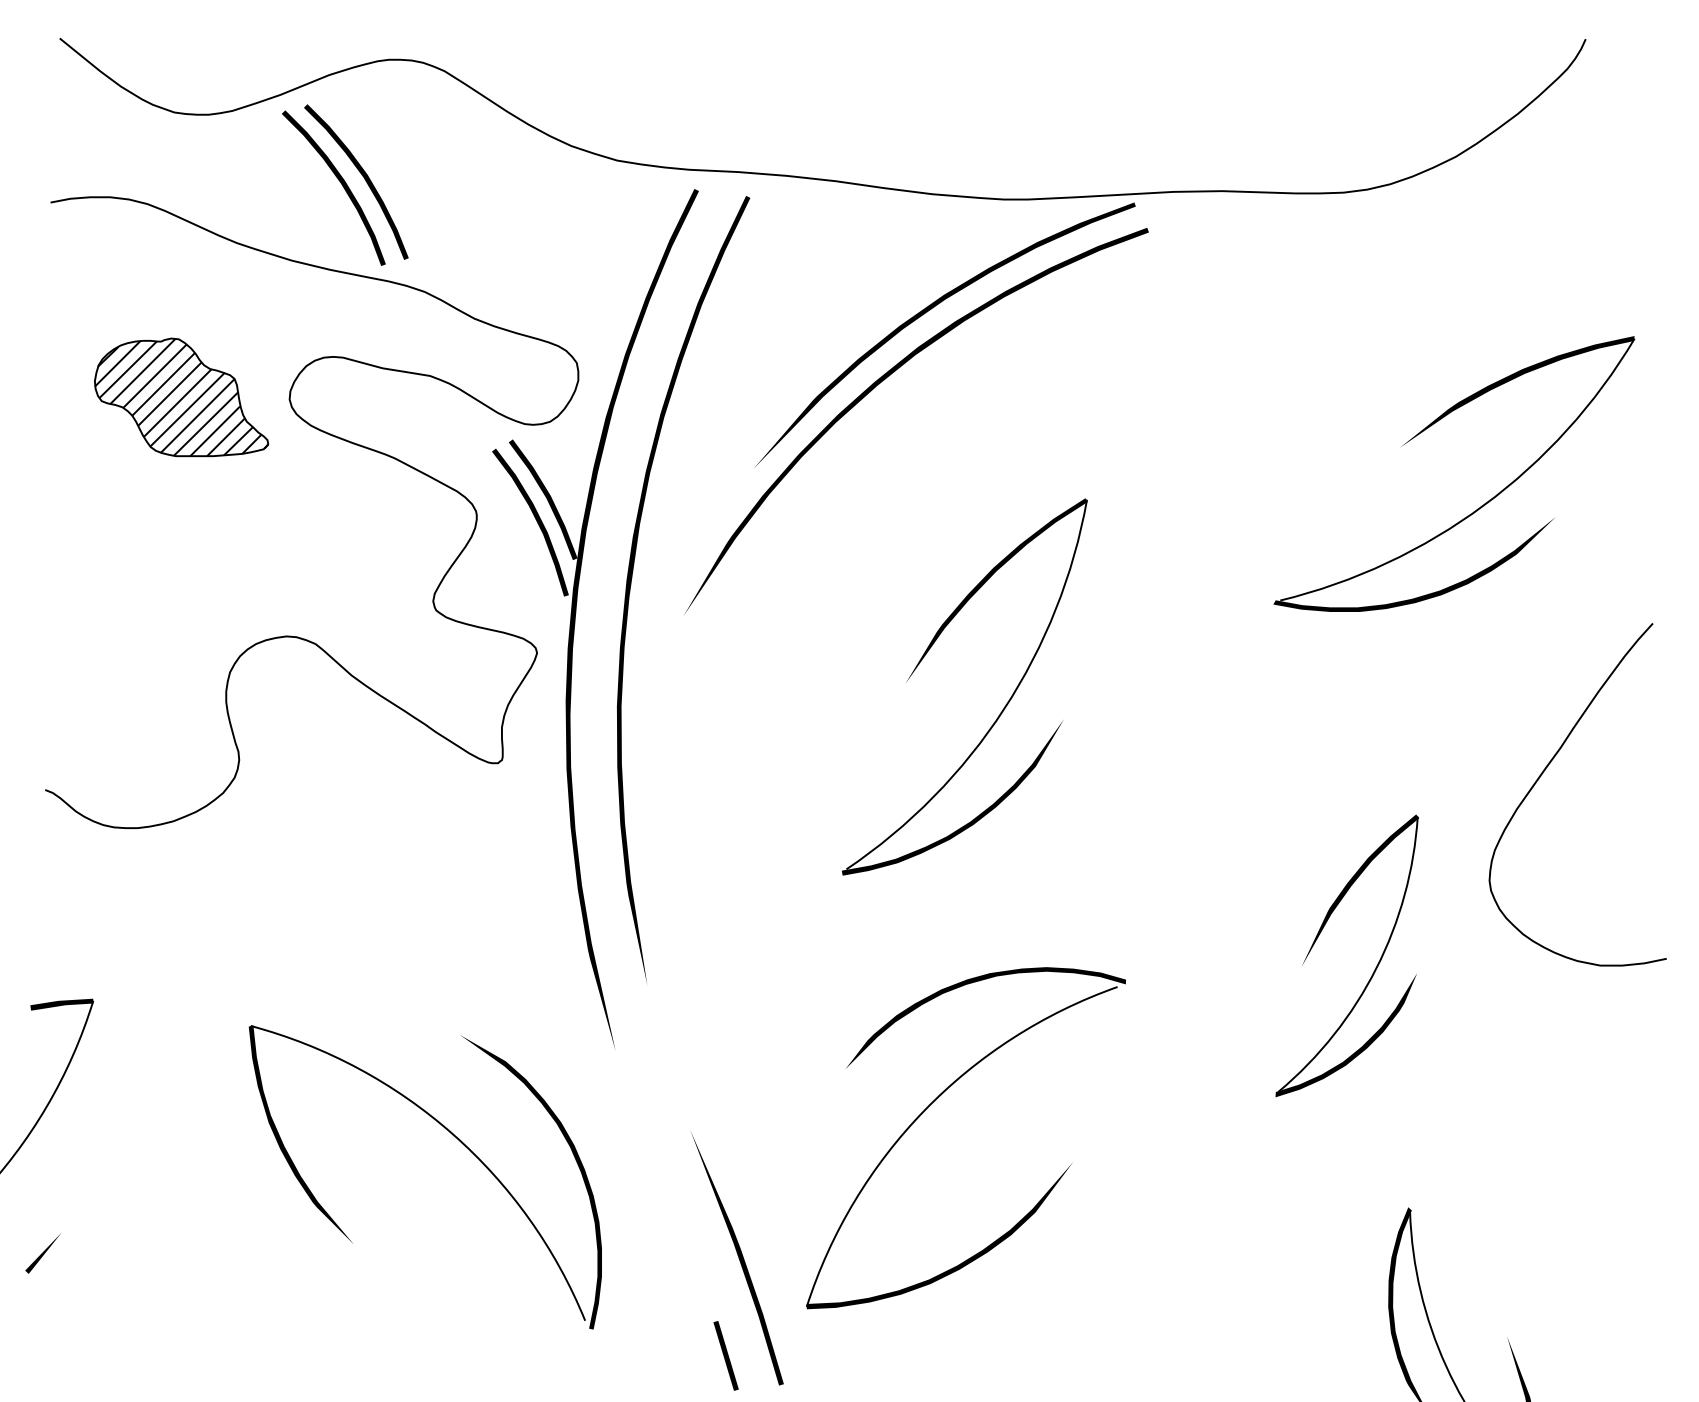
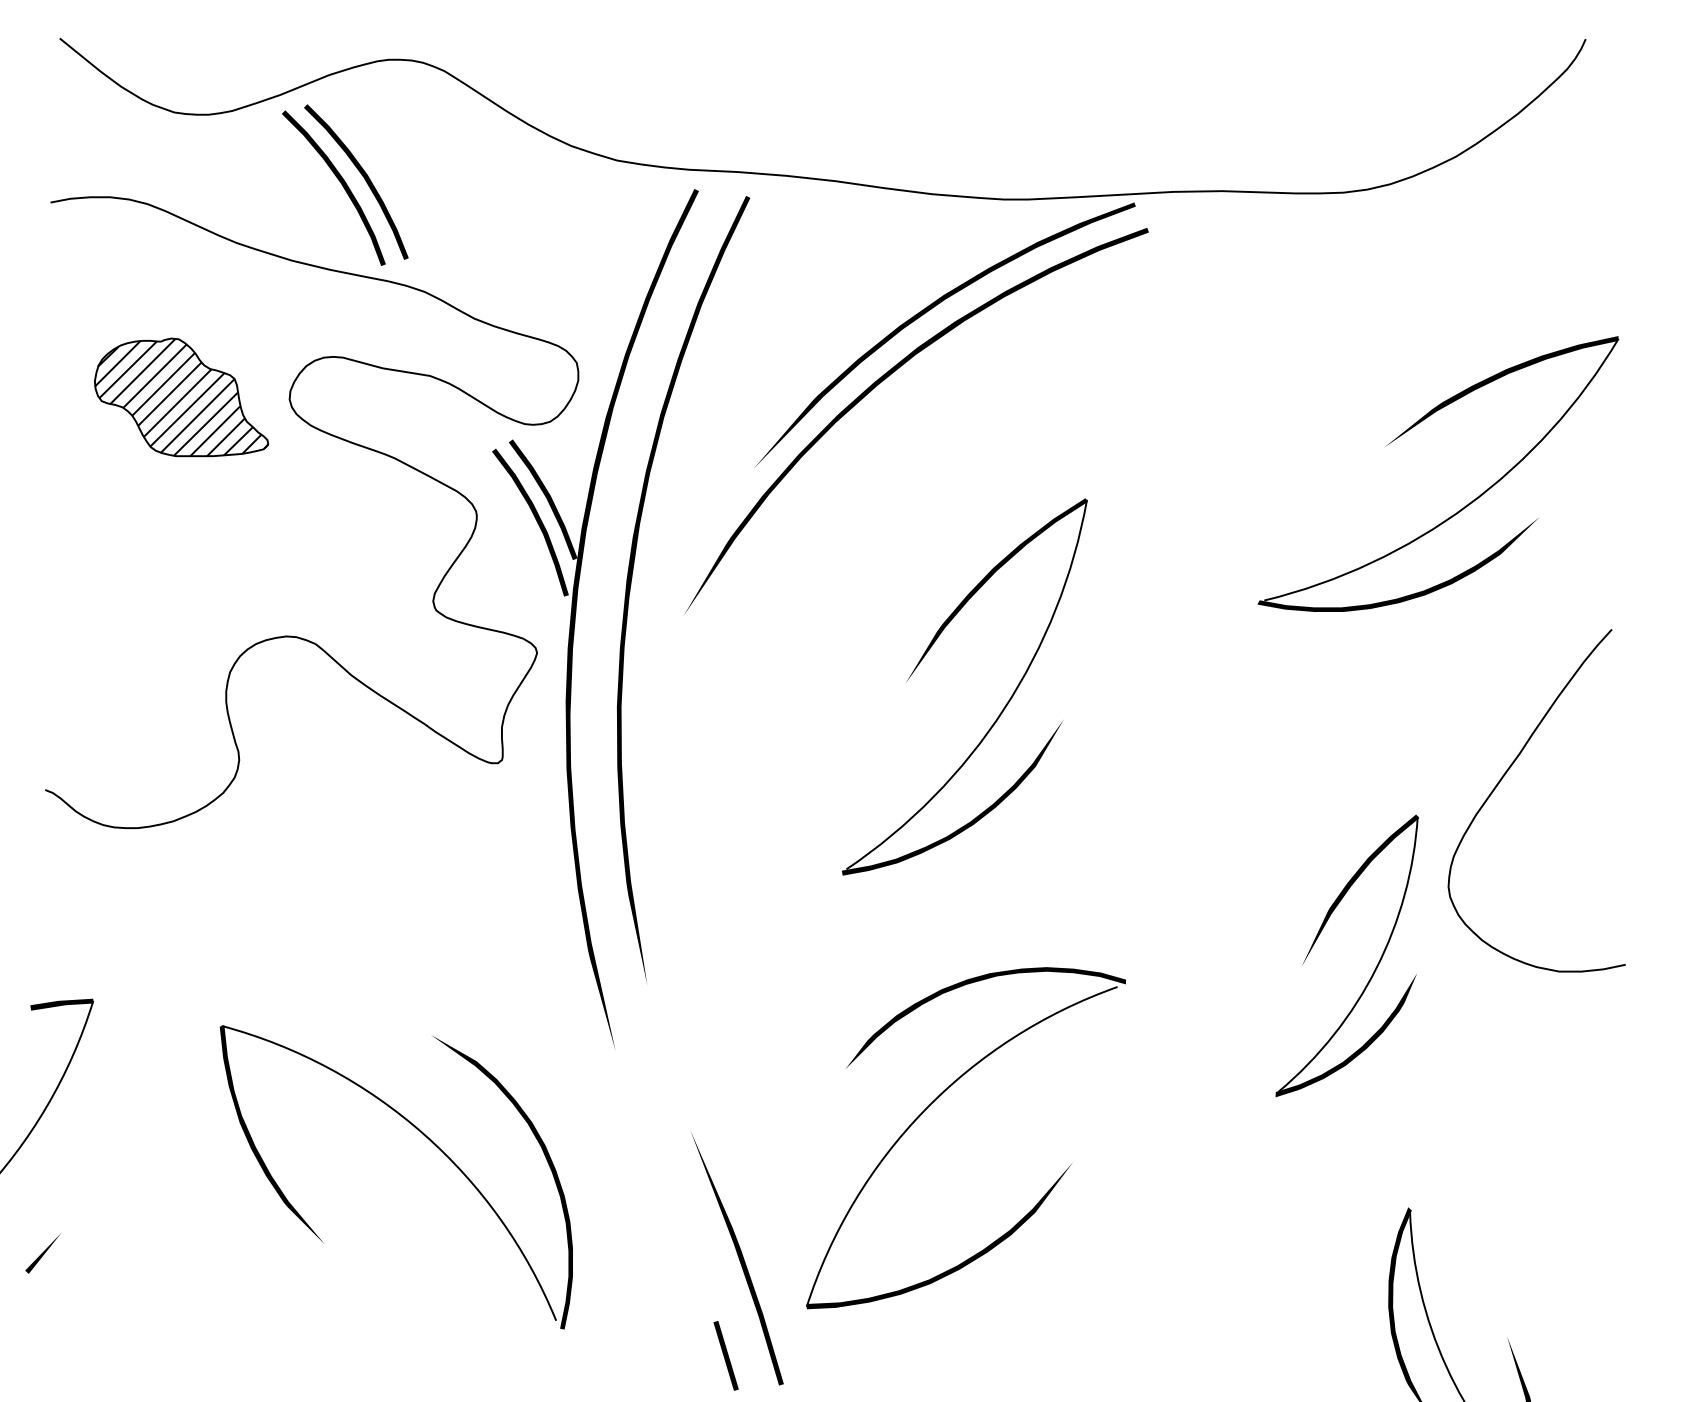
part position: (1481, 505) -> (1465, 505) (1465, 505)
curve position: (1546, 769) -> (1505, 775) (1505, 775)
part position: (459, 1141) -> (430, 1141) (430, 1141)
